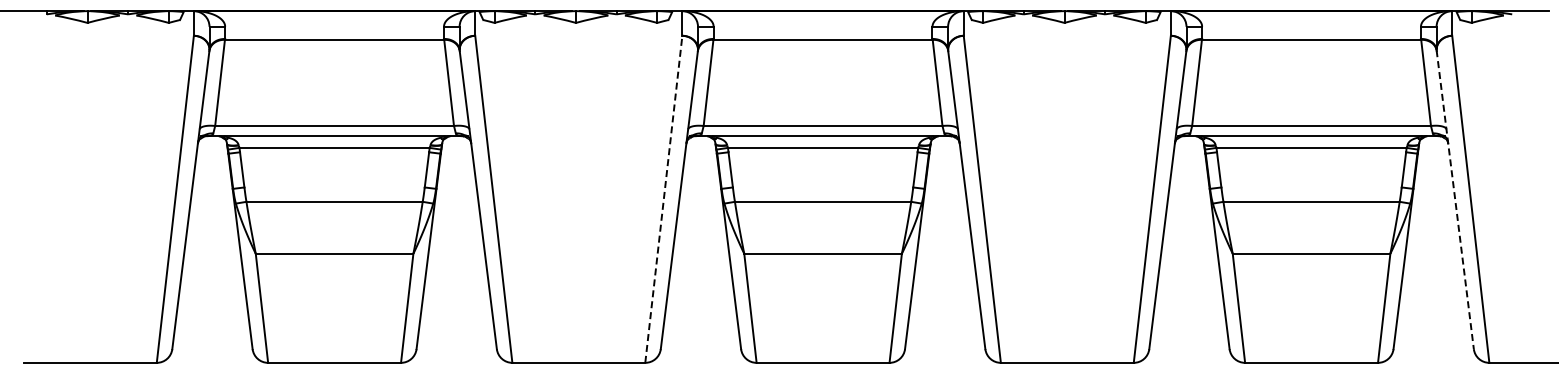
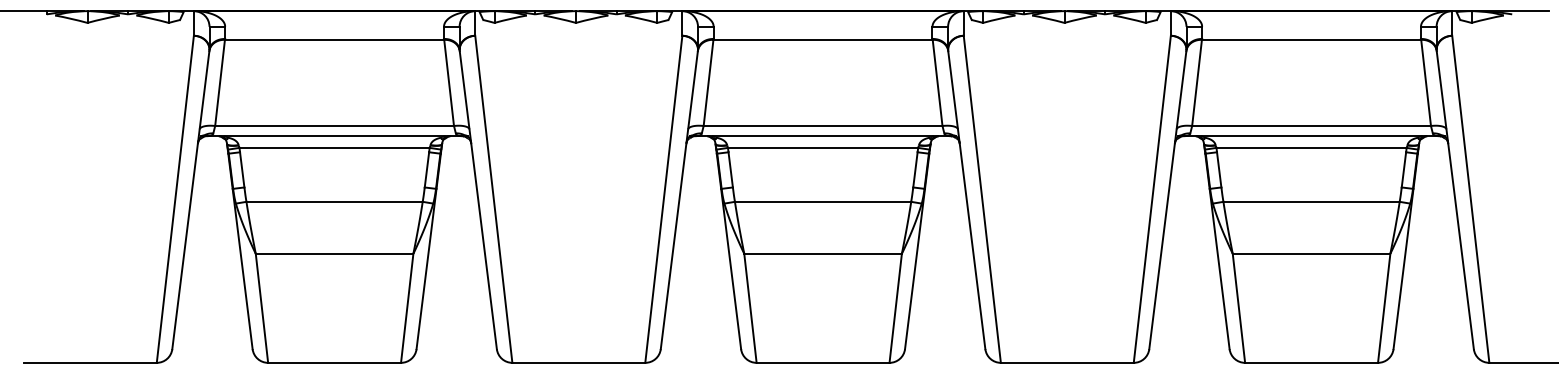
line: dashed -> solid (663, 199)
line: dashed -> solid (1455, 199)
